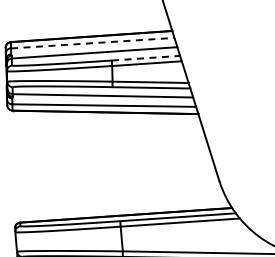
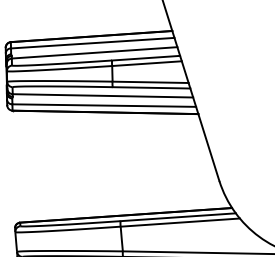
line: dashed -> solid (92, 43)
line: dashed -> solid (146, 58)
